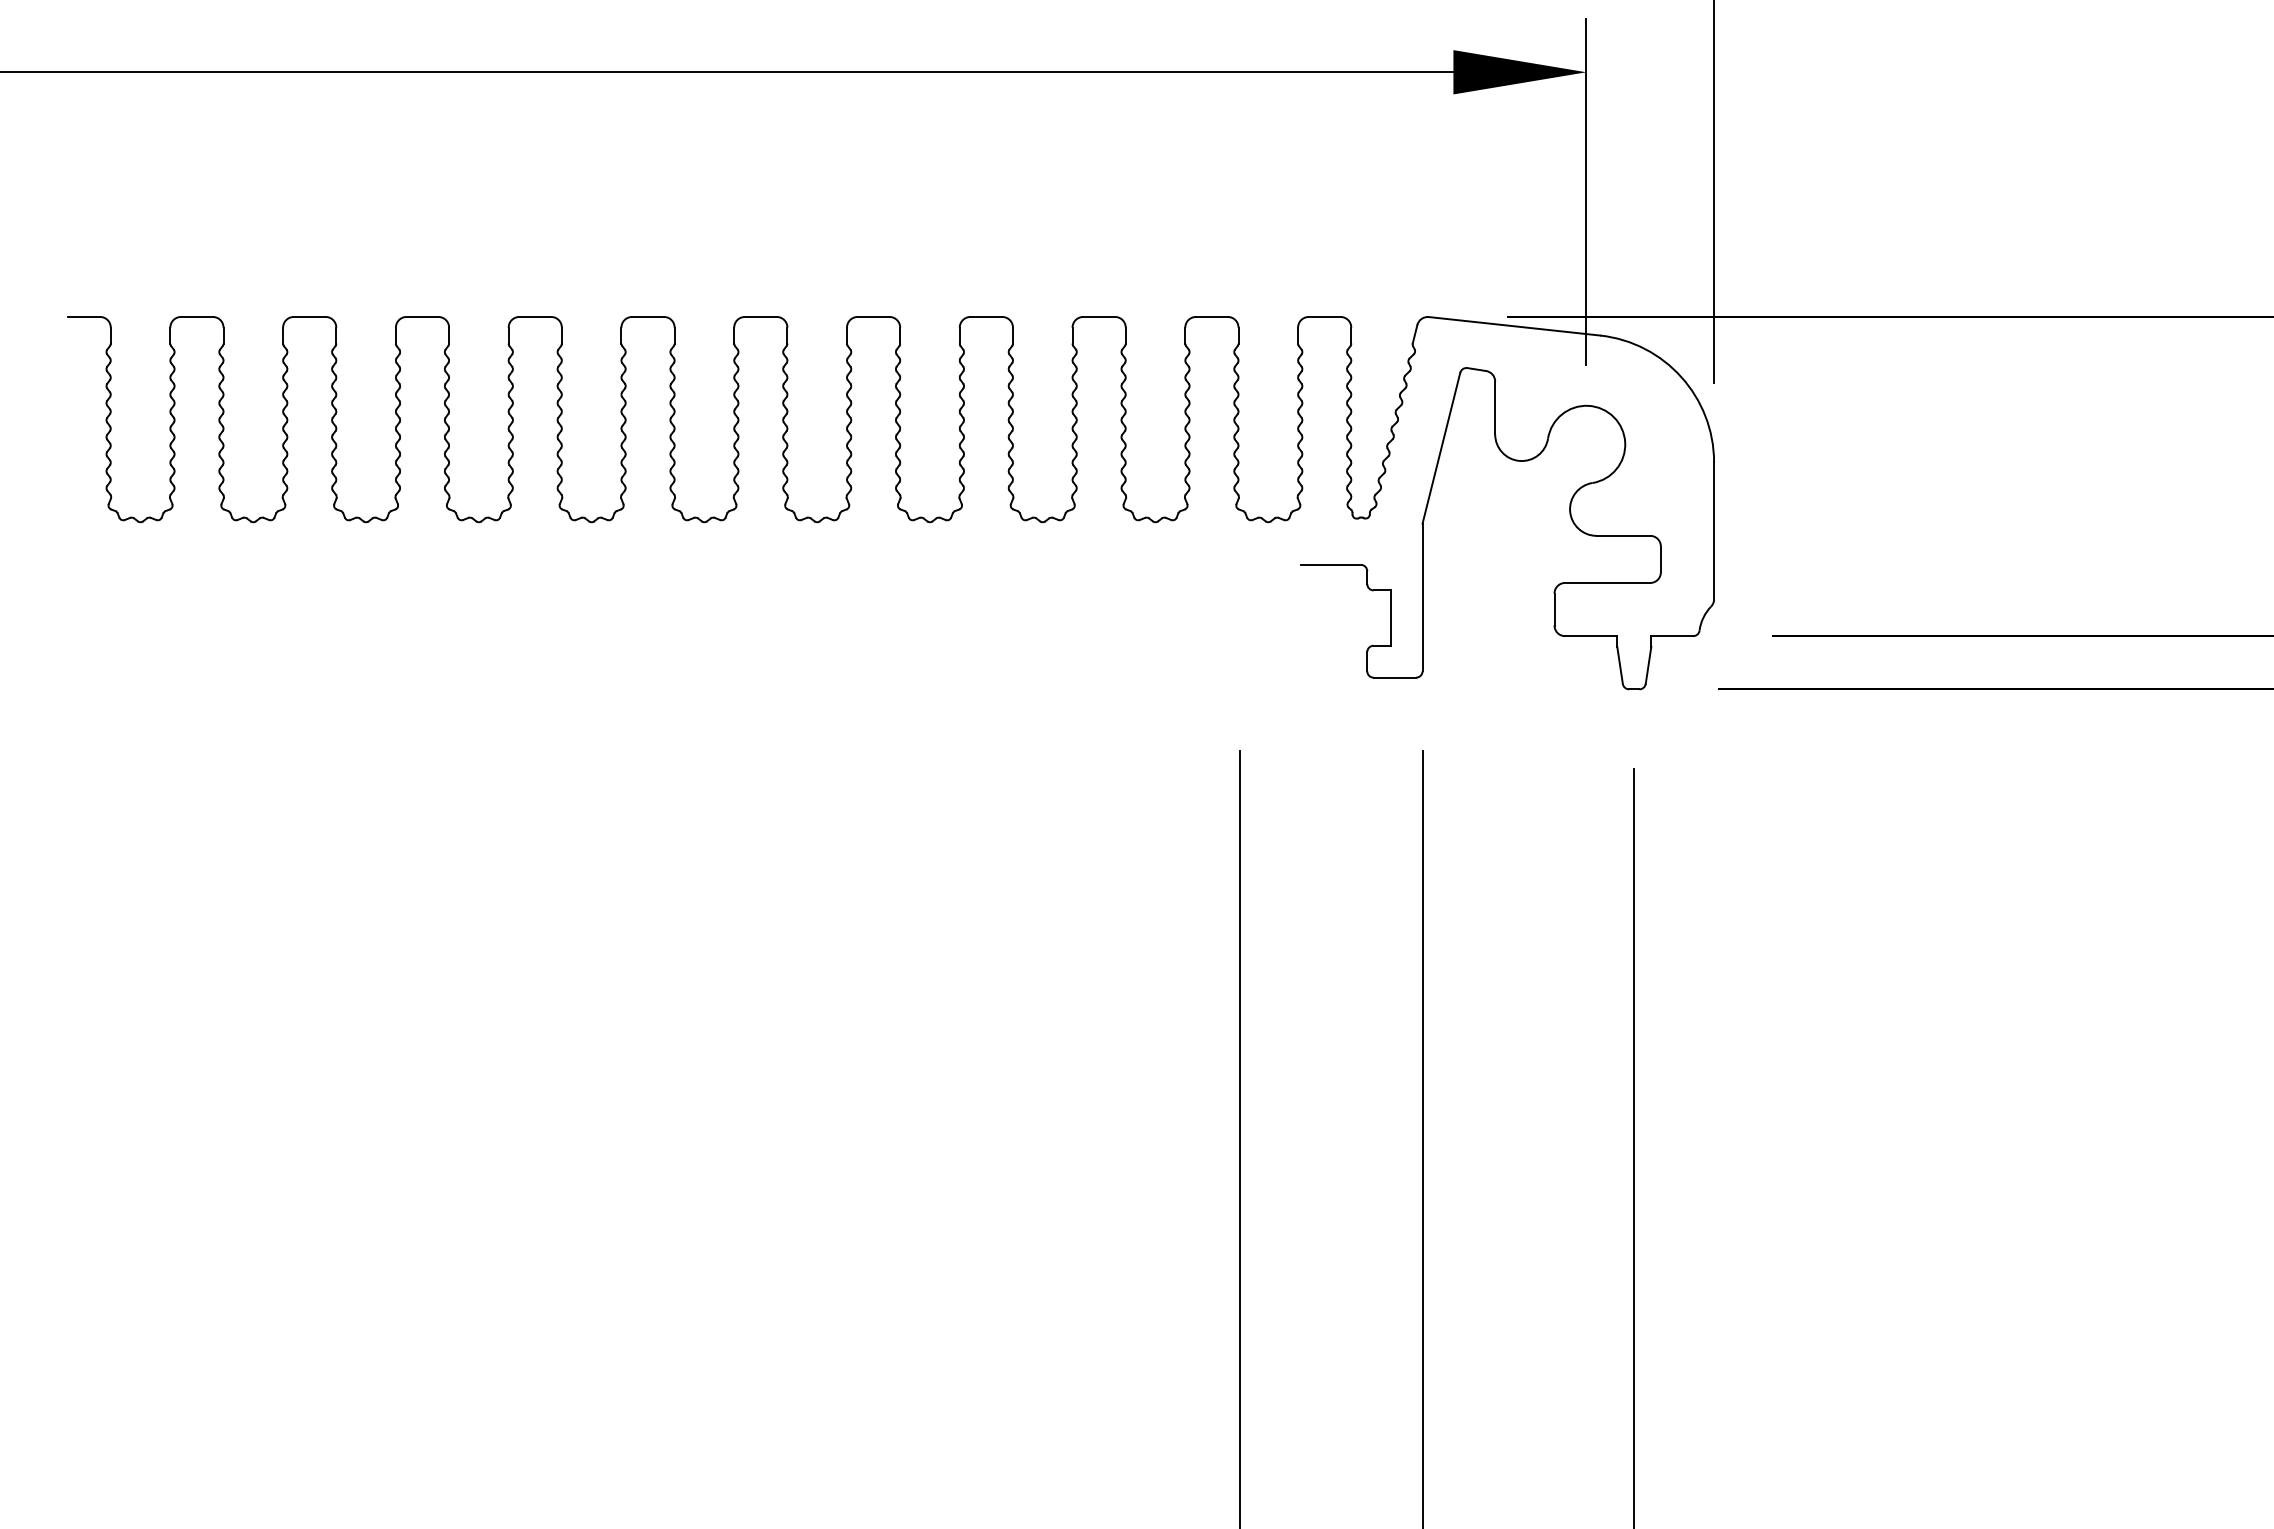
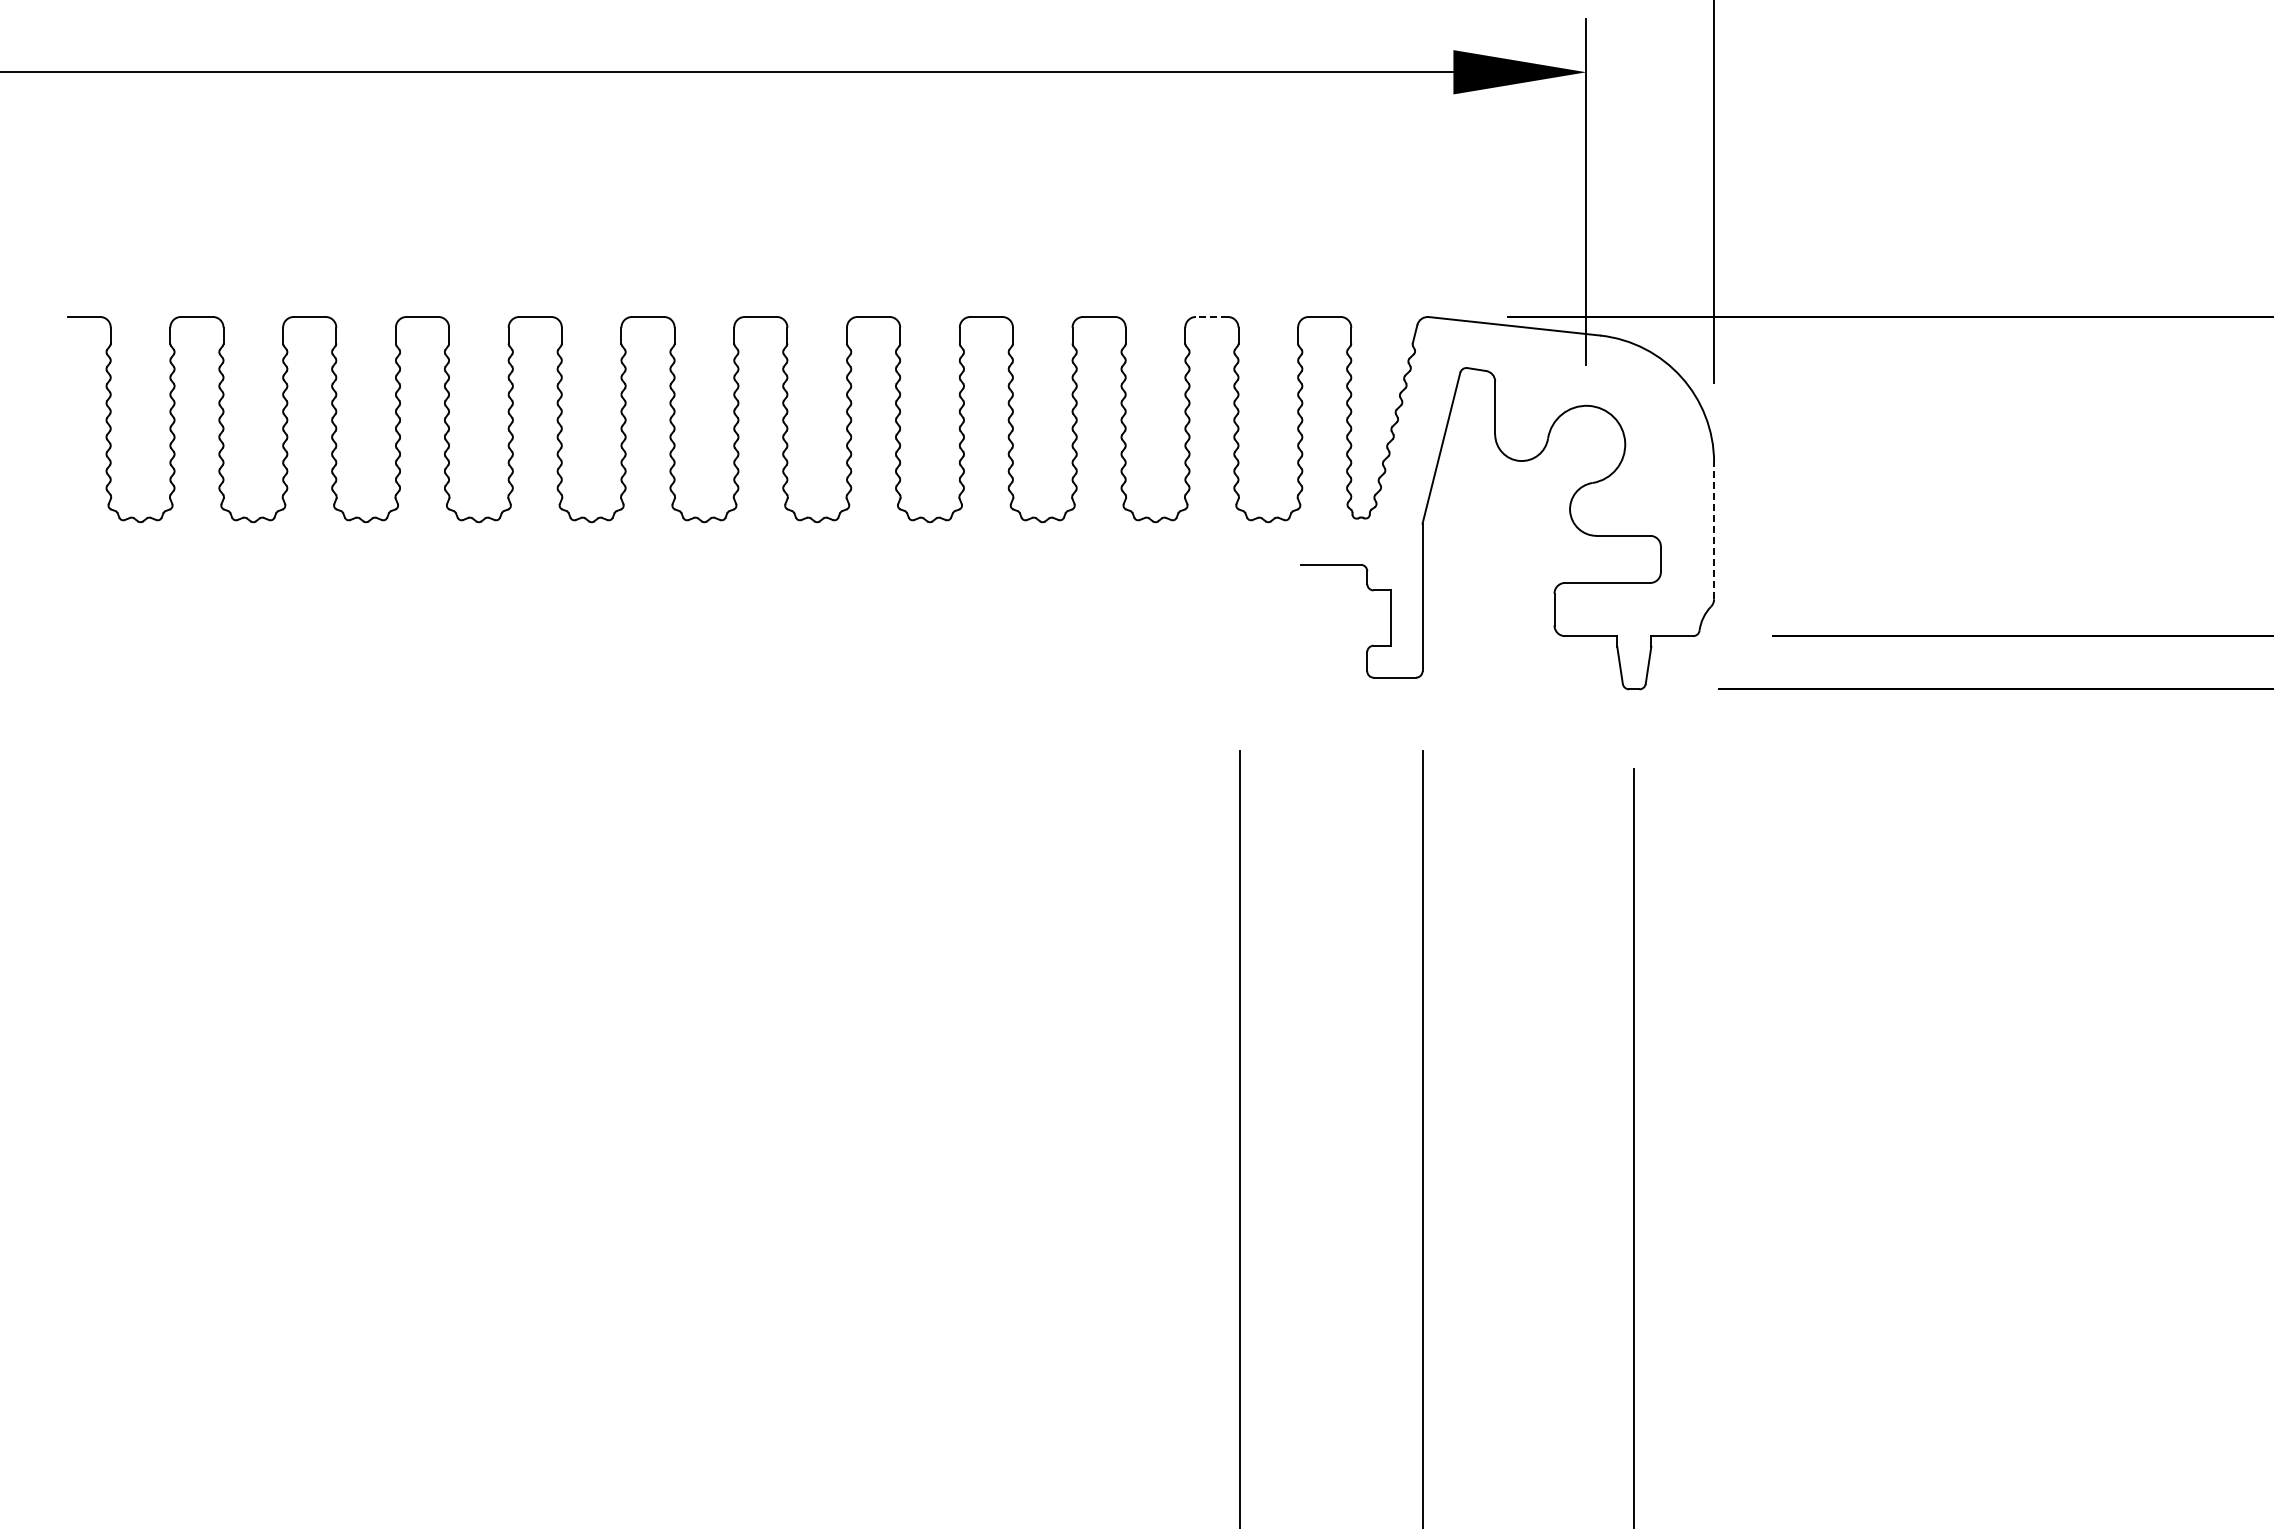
line: solid -> dashed (1211, 316)
line: solid -> dashed (1714, 530)
